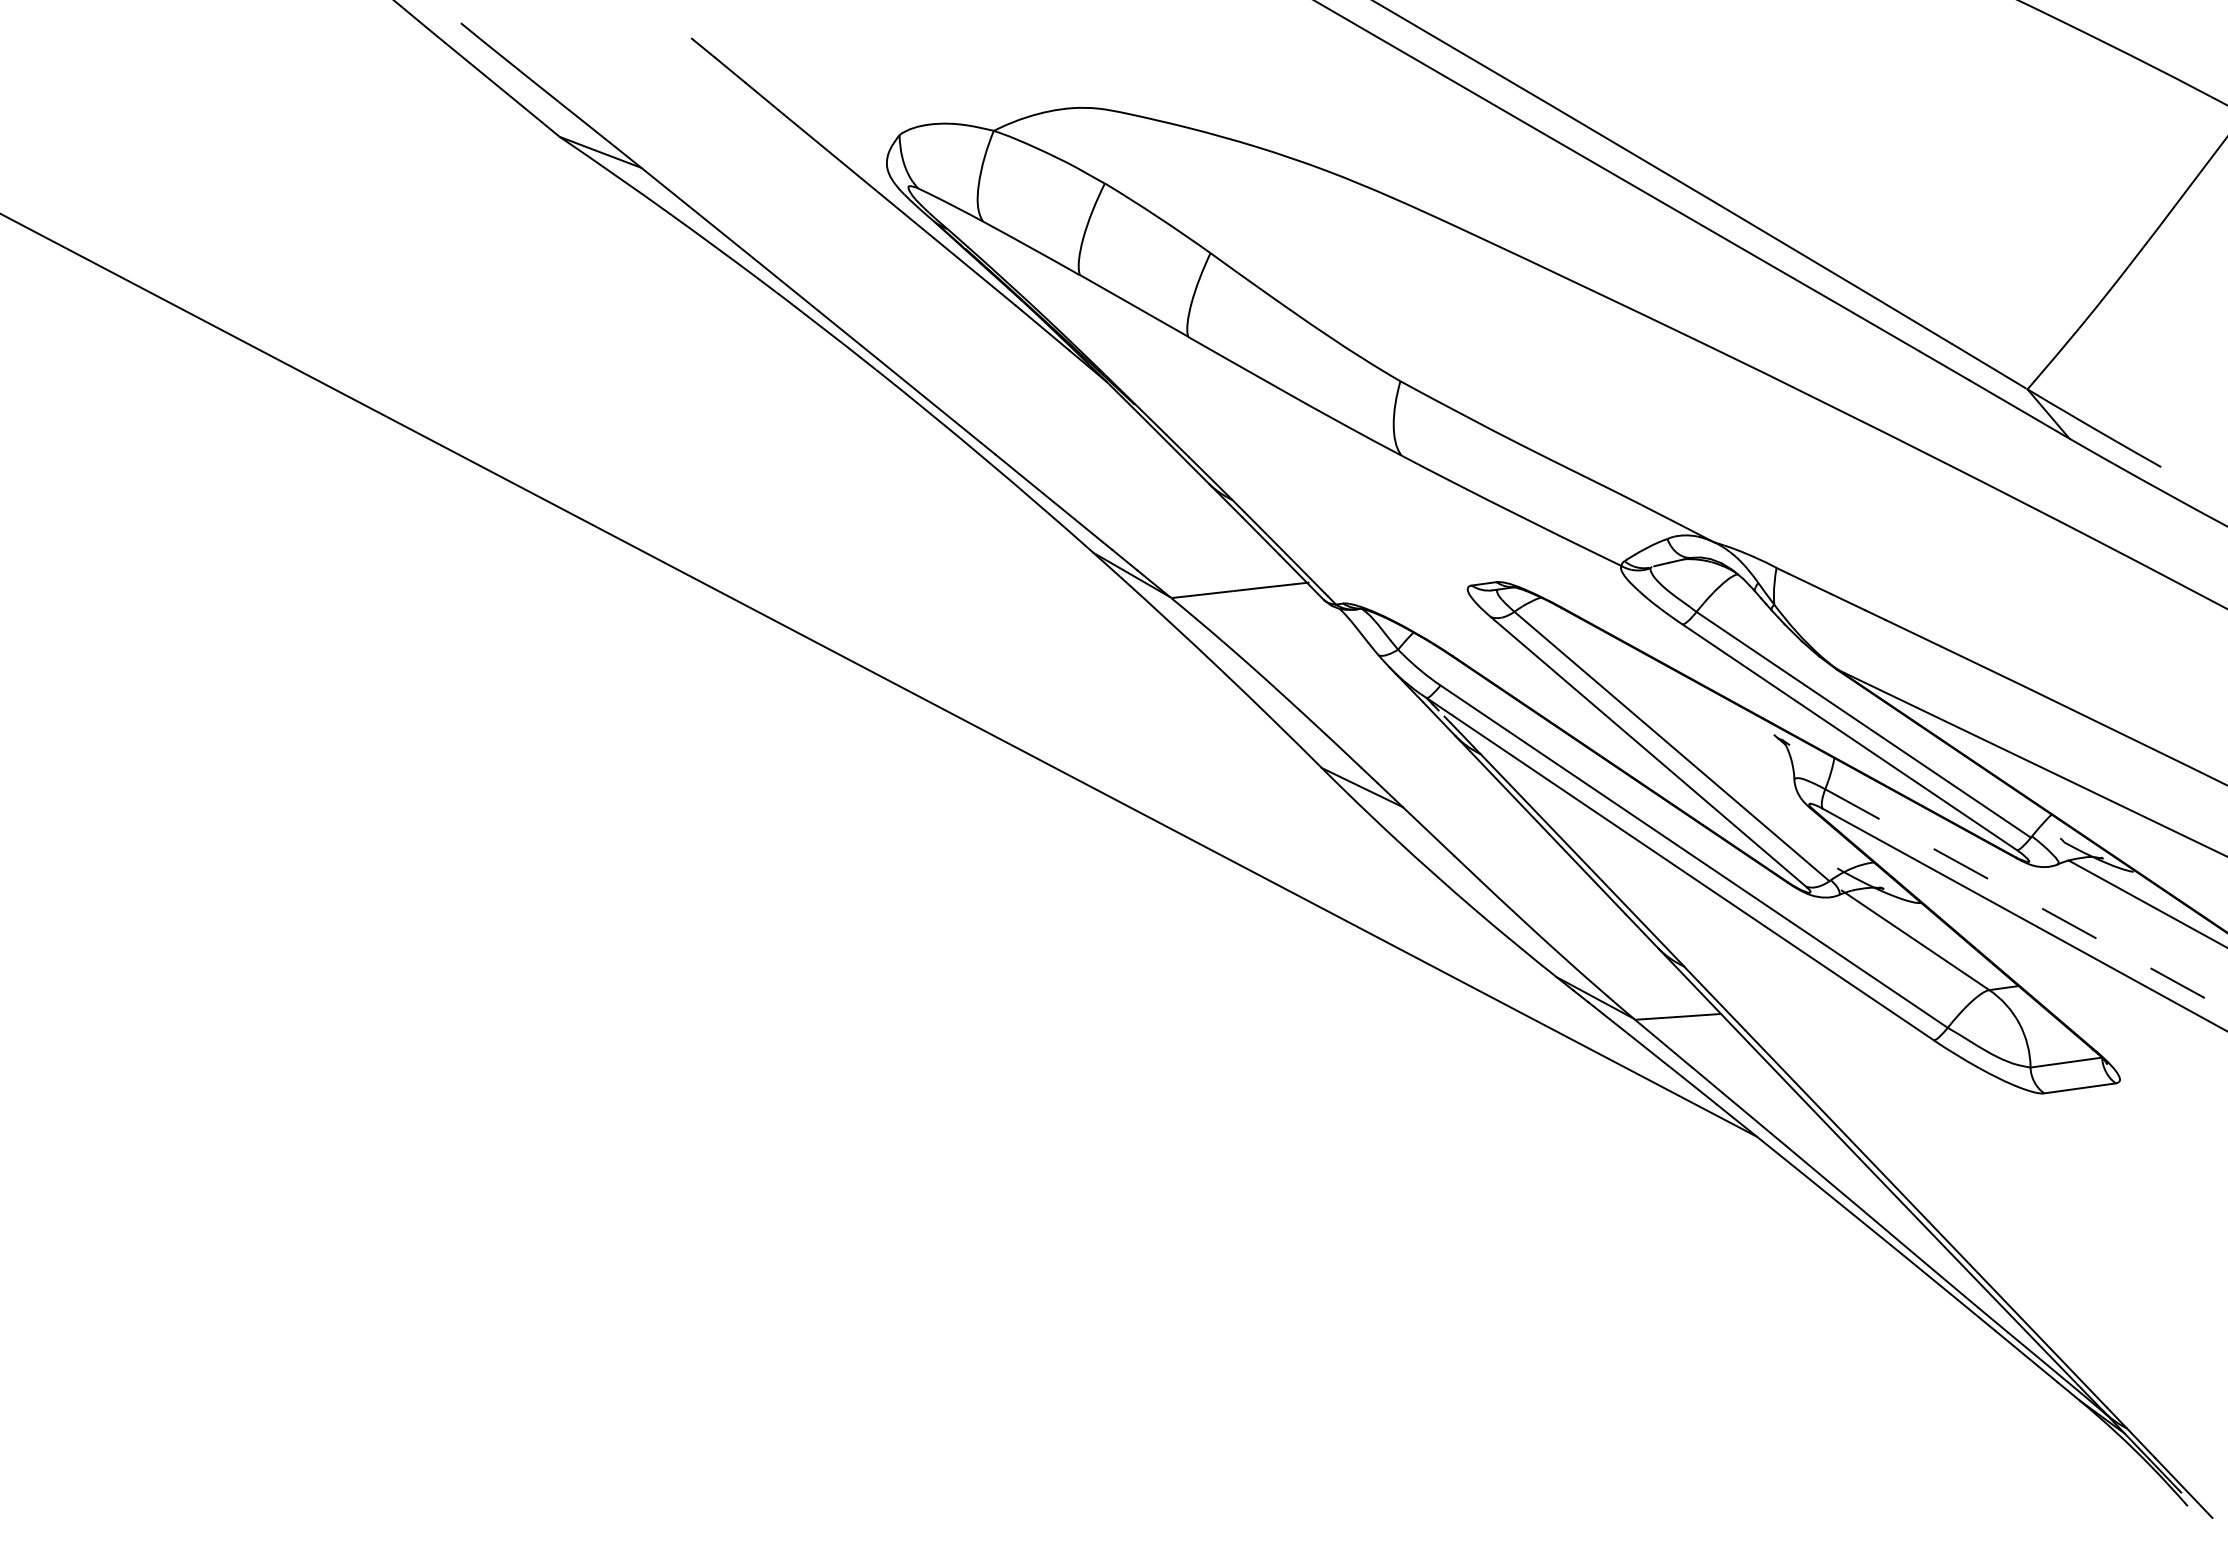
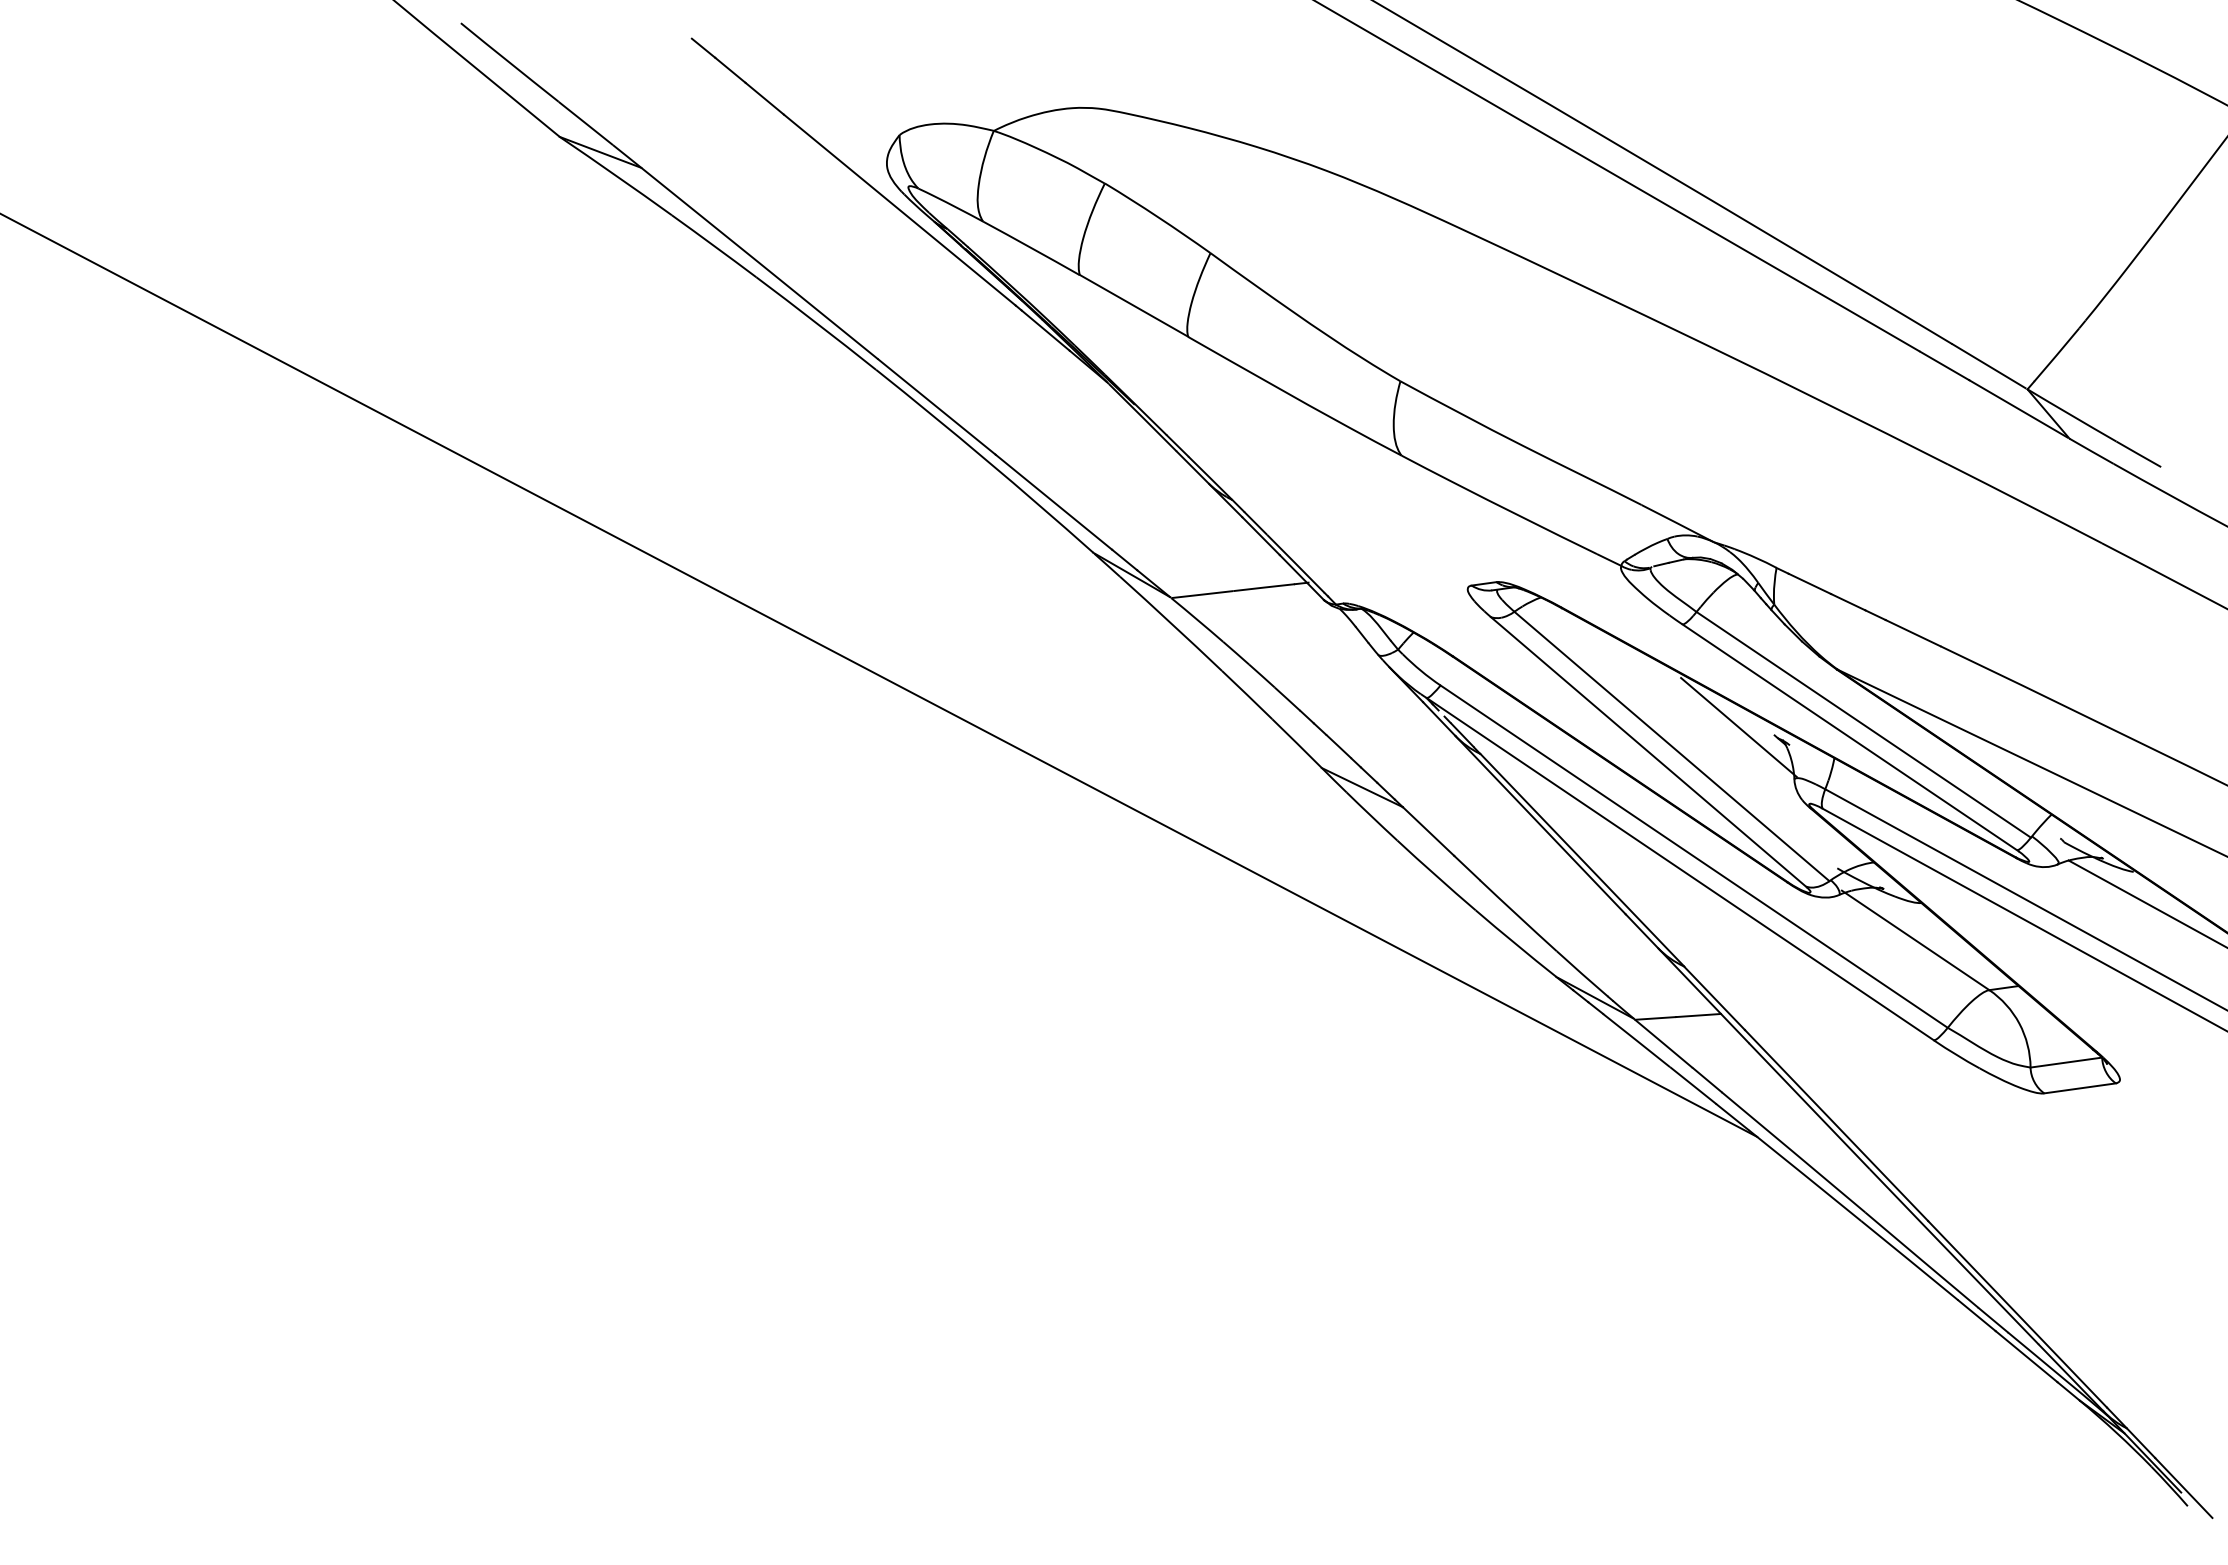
line: none -> present (1738, 727)
line: dashed -> solid (2026, 899)
